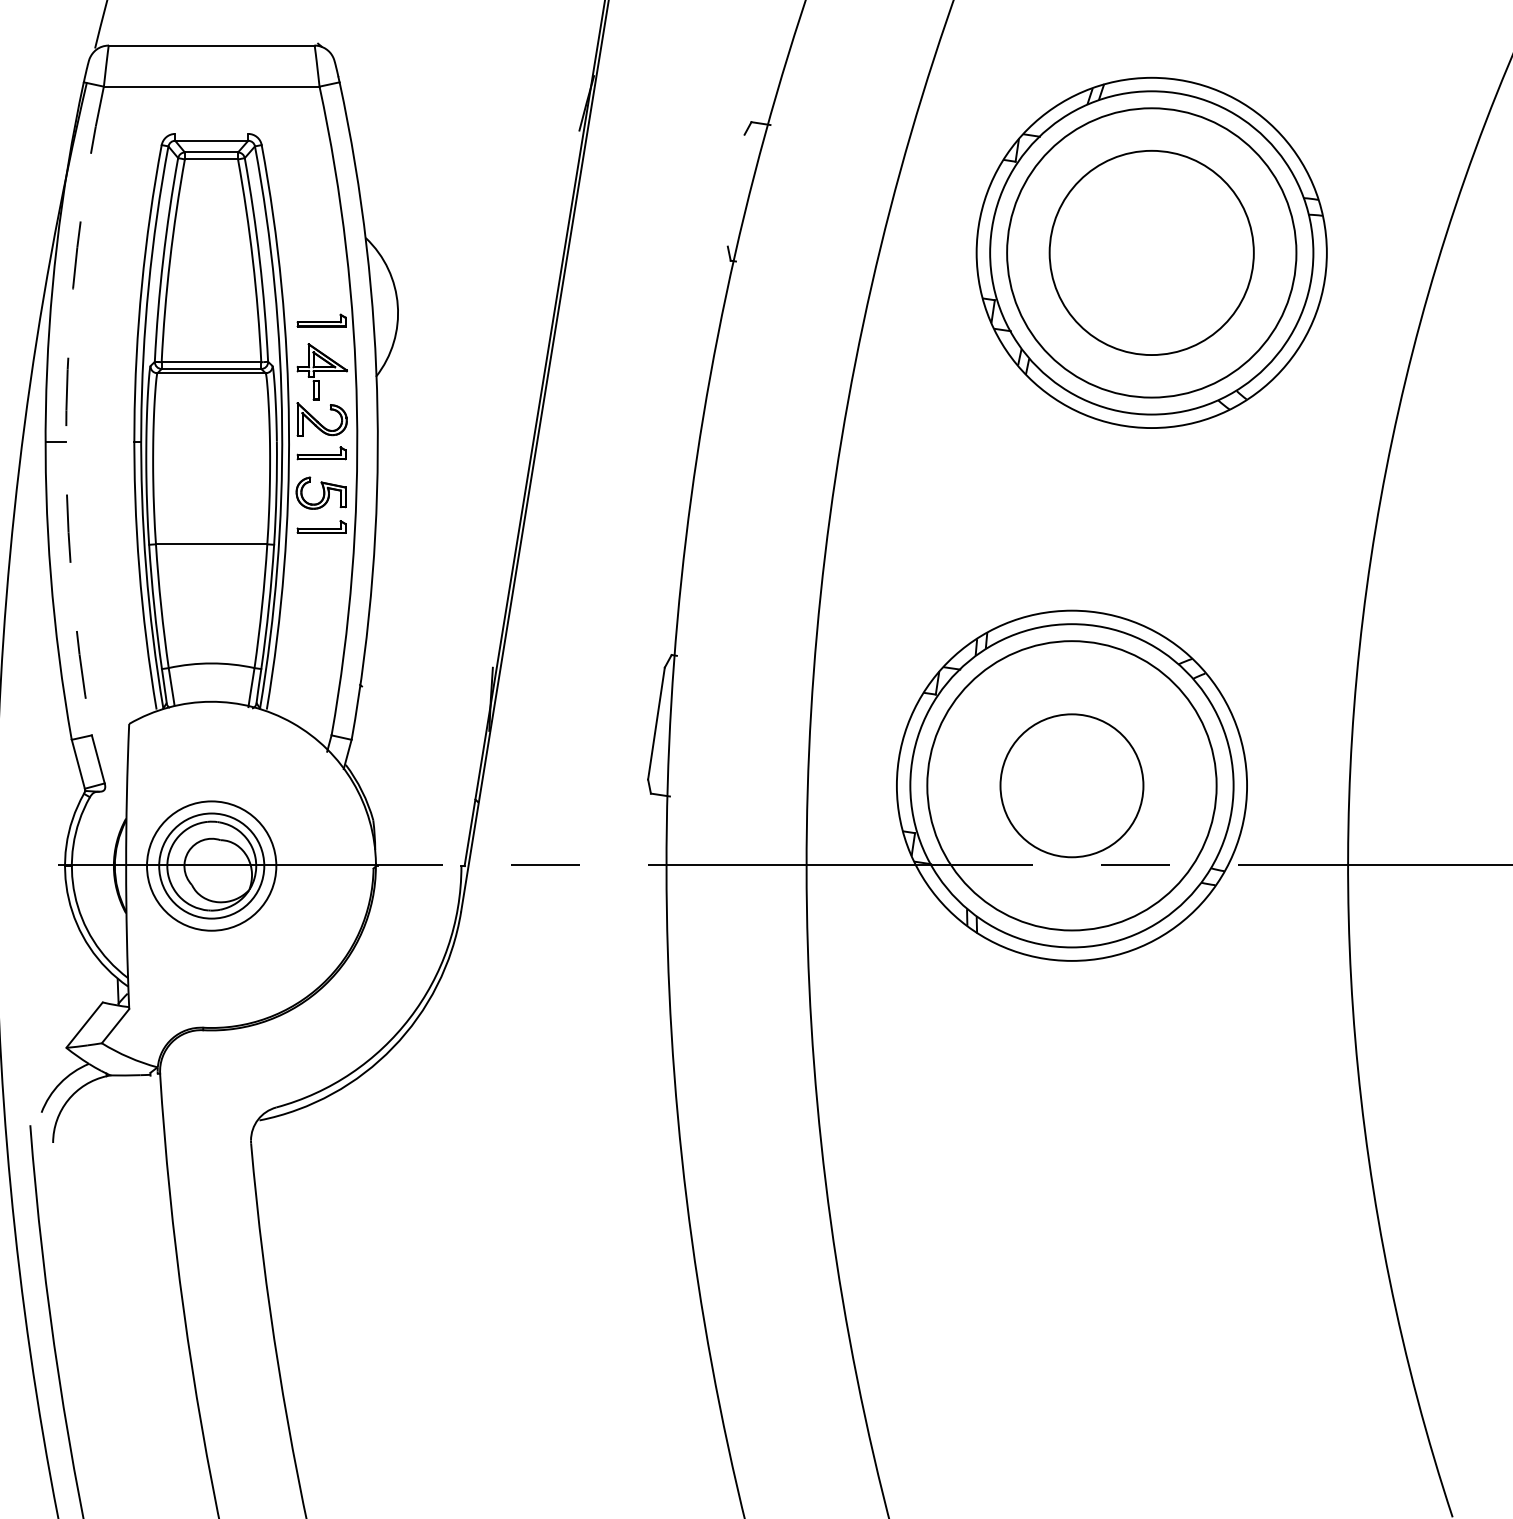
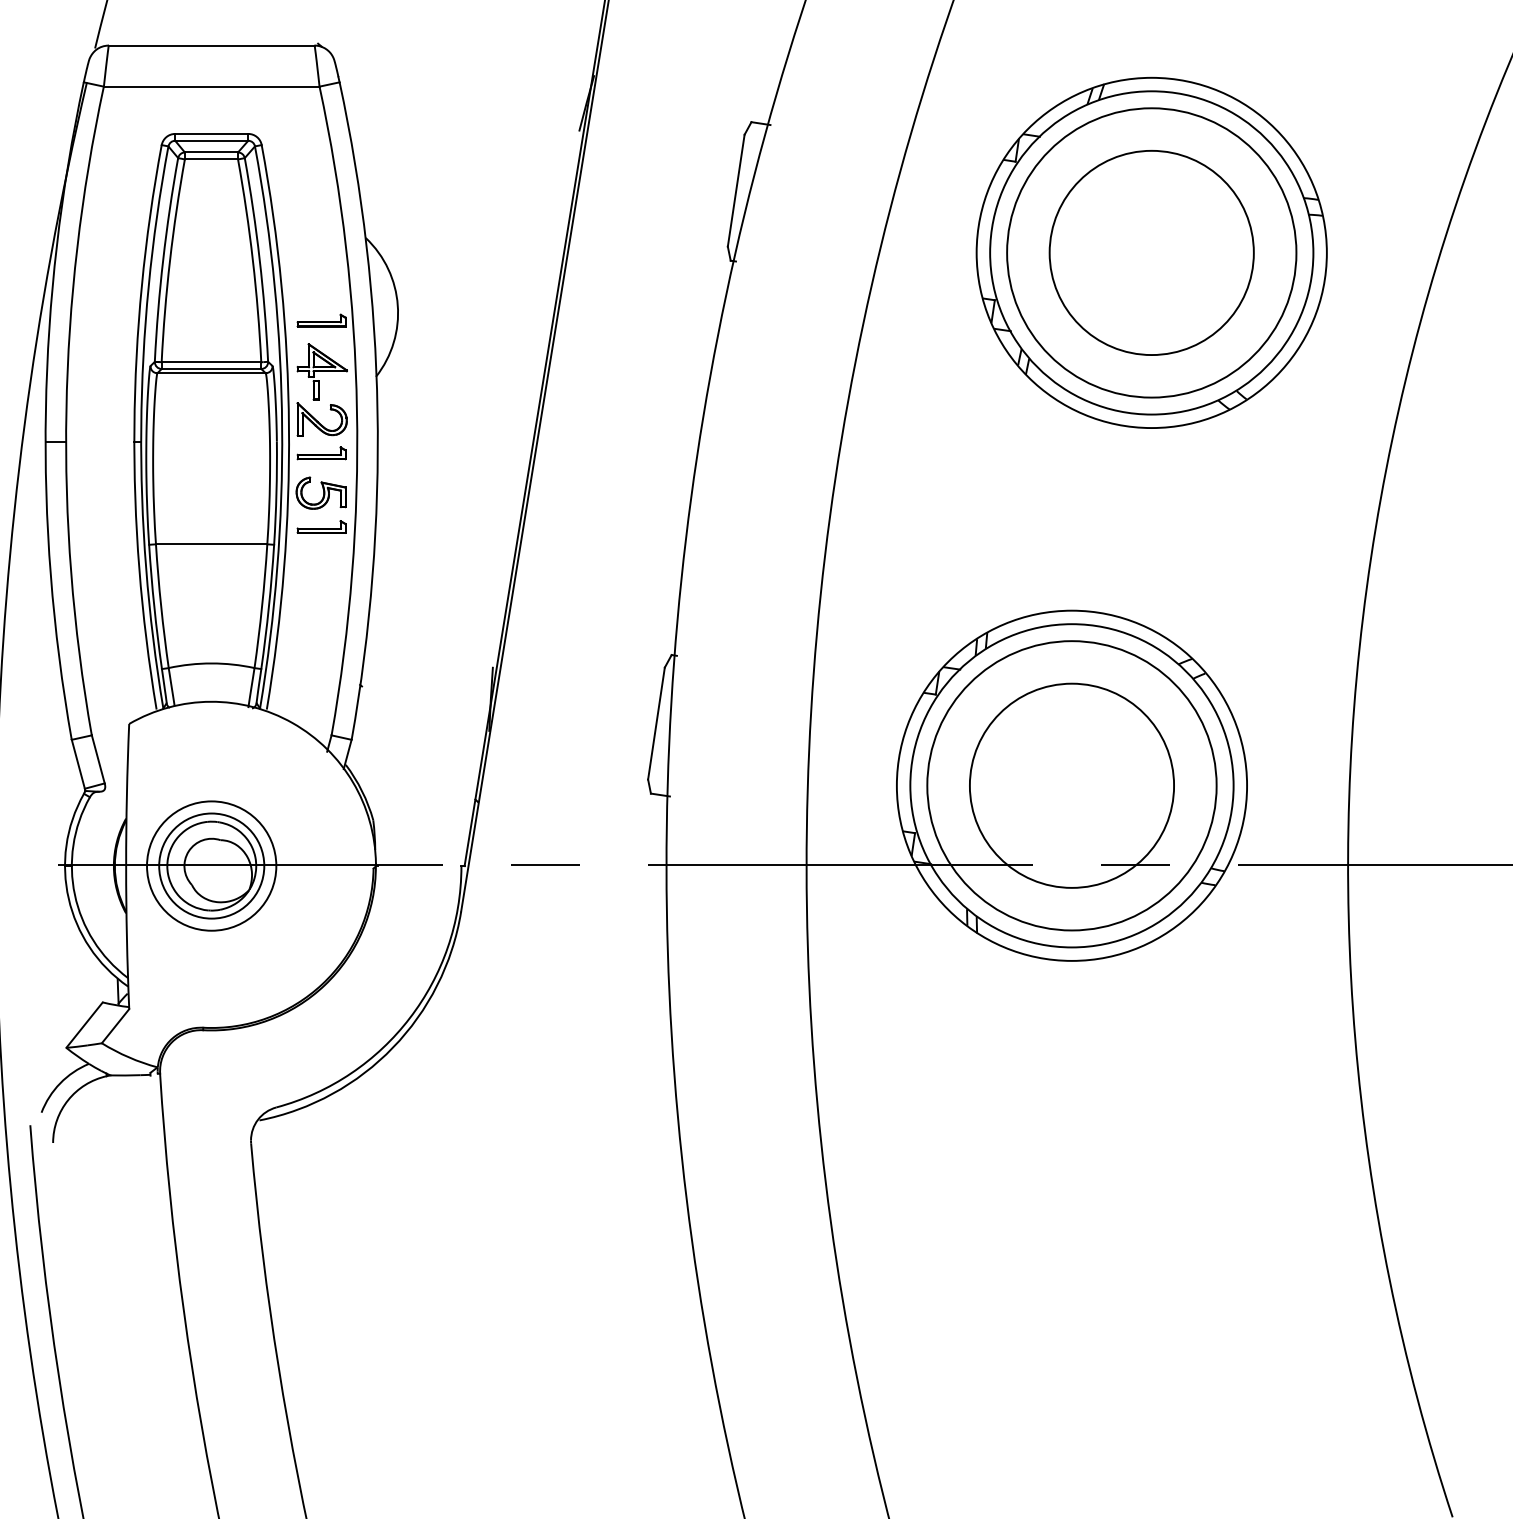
line: none -> present (211, 133)
line: none -> present (735, 190)
arc: dashed -> solid (66, 410)
circle diameter: 143 px -> 204 px (1071, 785)
